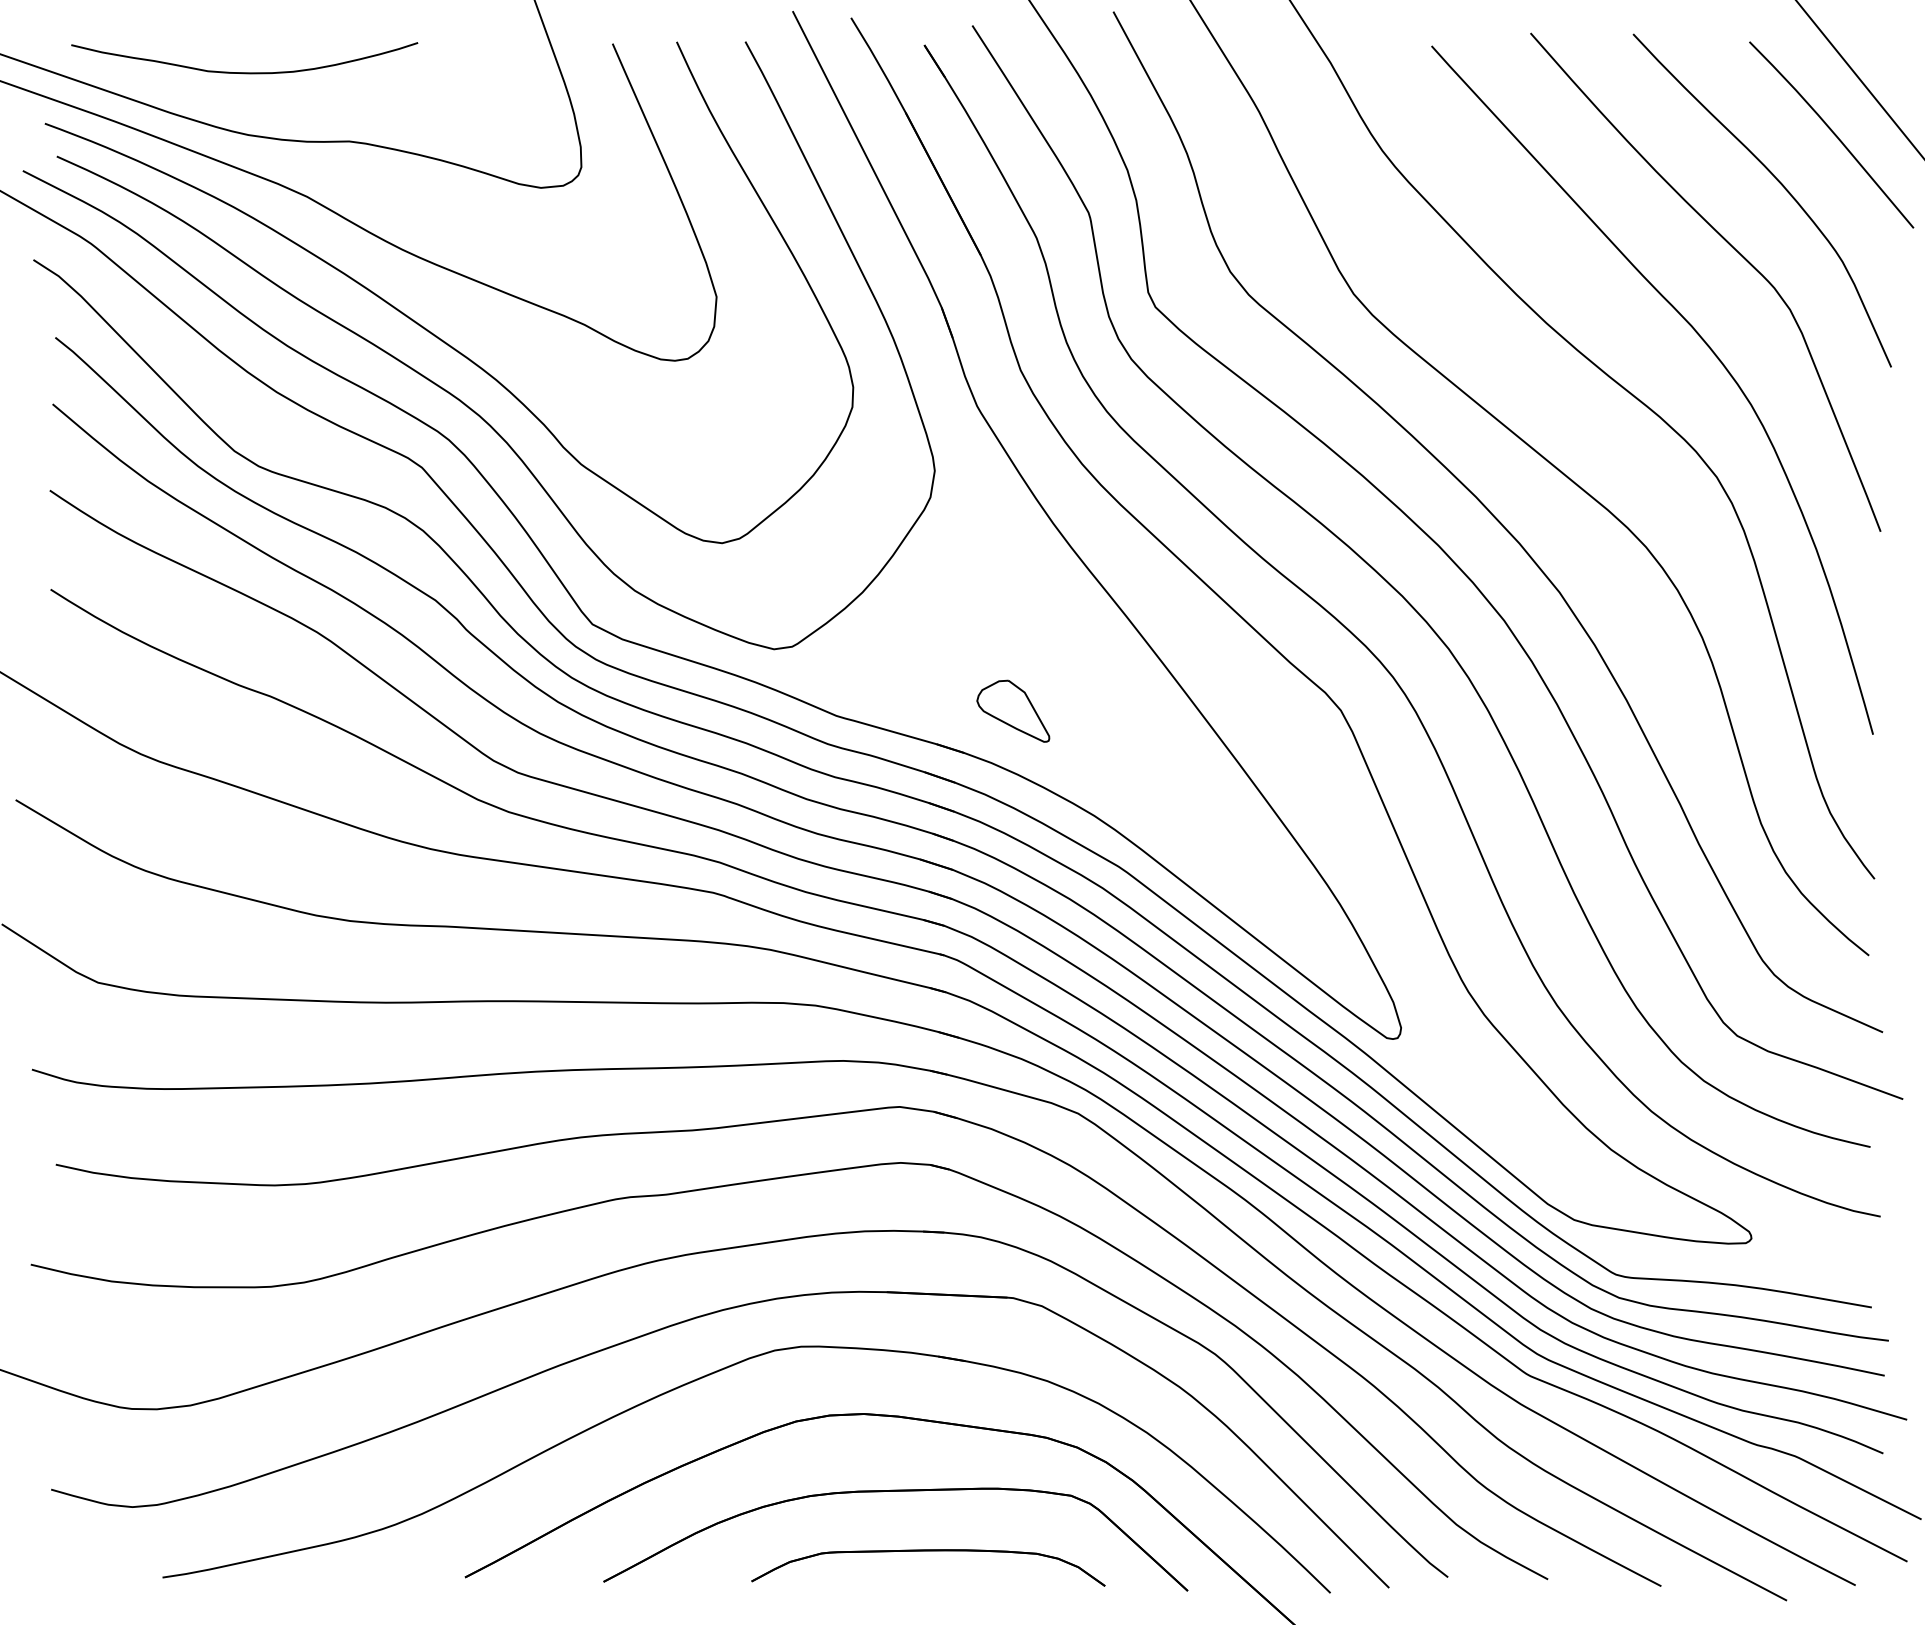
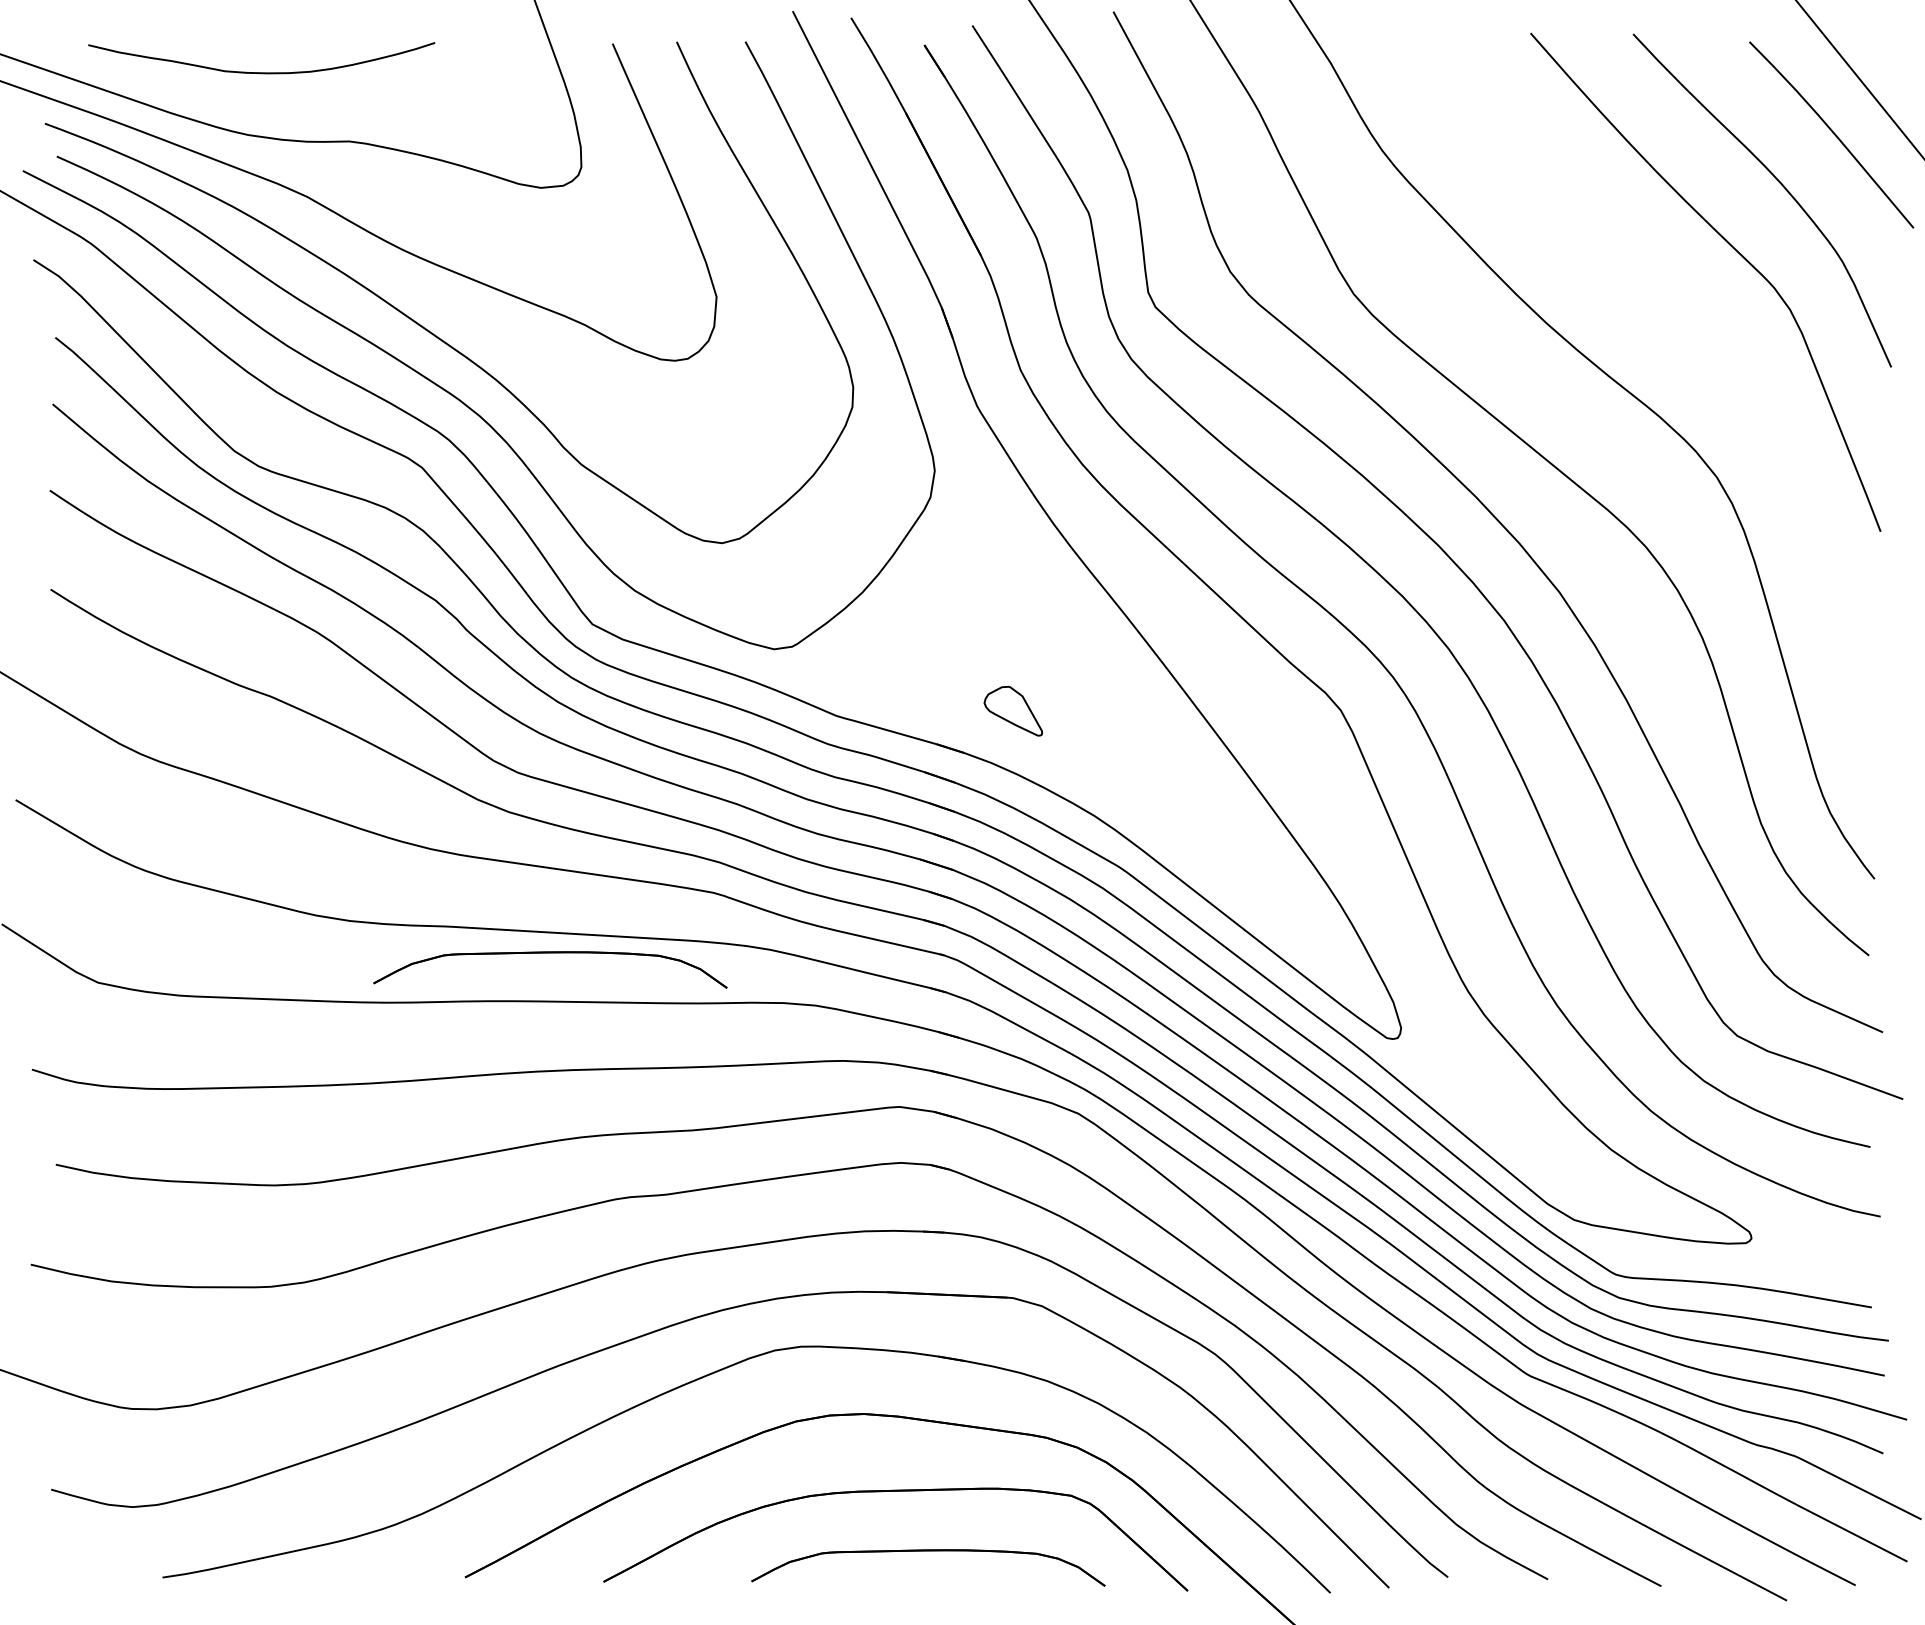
curve position: (244, 72) -> (261, 72) (261, 72)
curve: present -> none (1705, 344)
part size: 75x64 px -> 60x52 px (1012, 710)
part: none -> present (550, 953)
